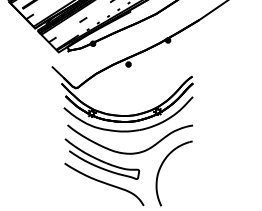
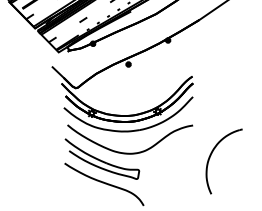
part position: (160, 170) -> (210, 158) (210, 158)
